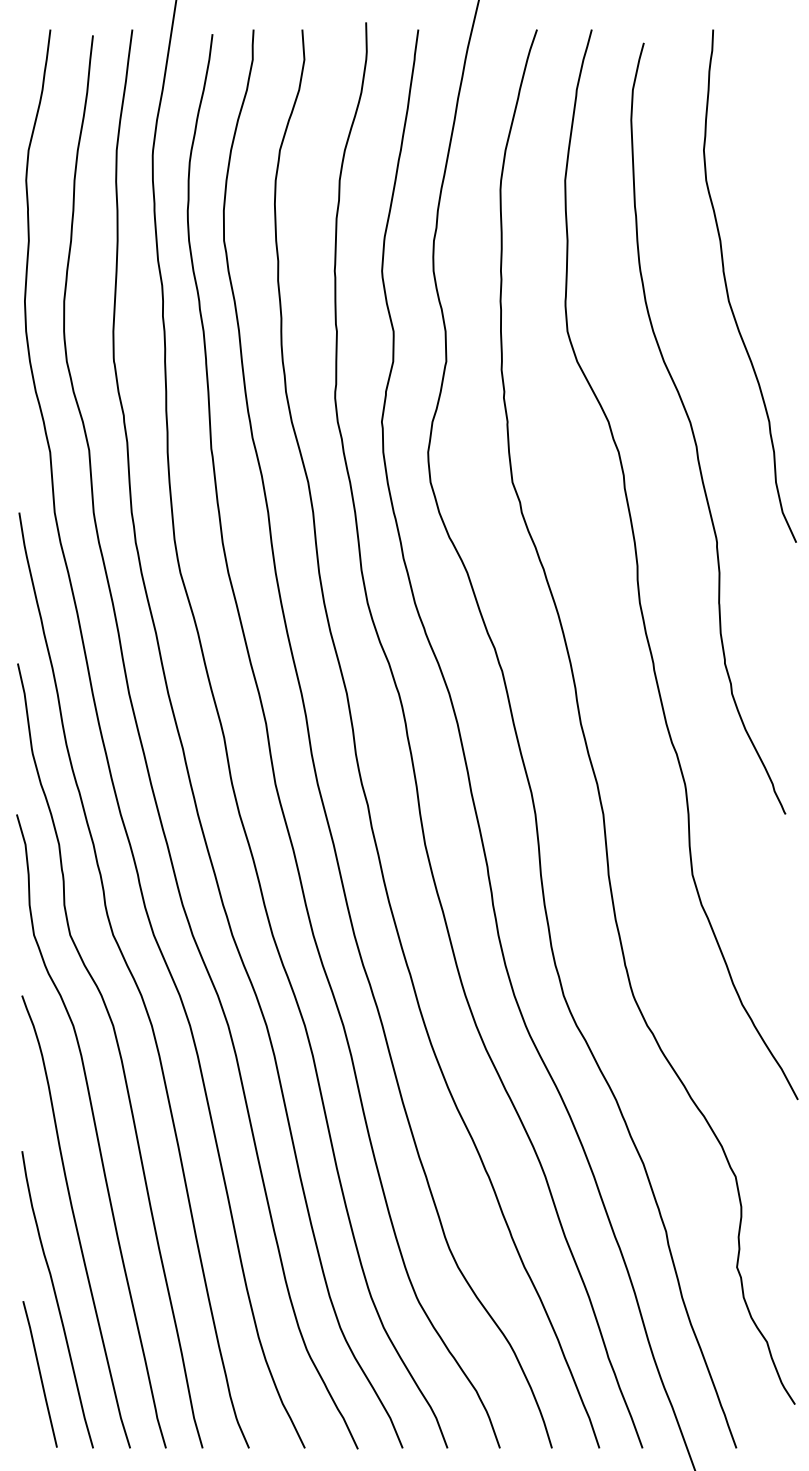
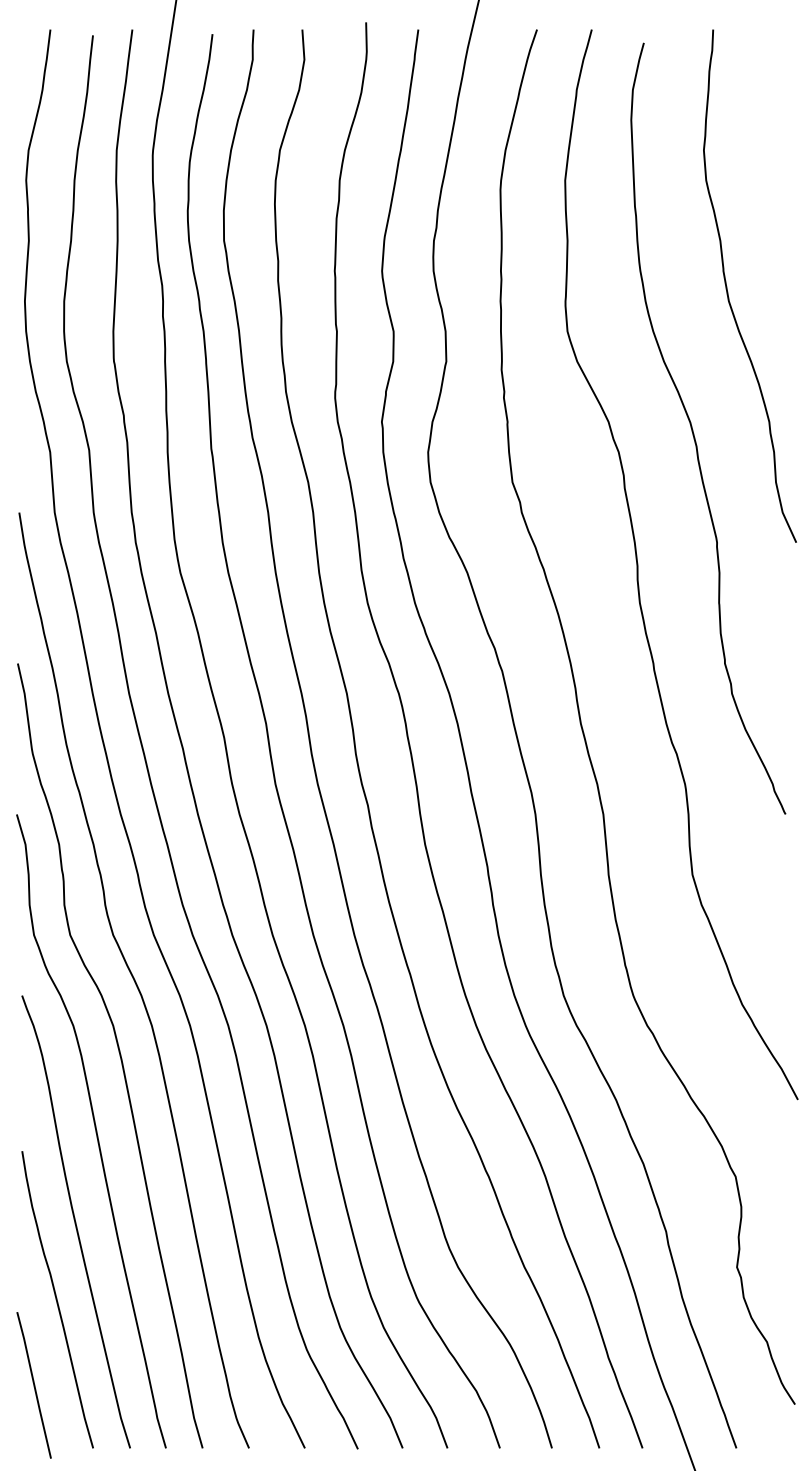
line position: (39, 1374) -> (33, 1385) (33, 1385)
